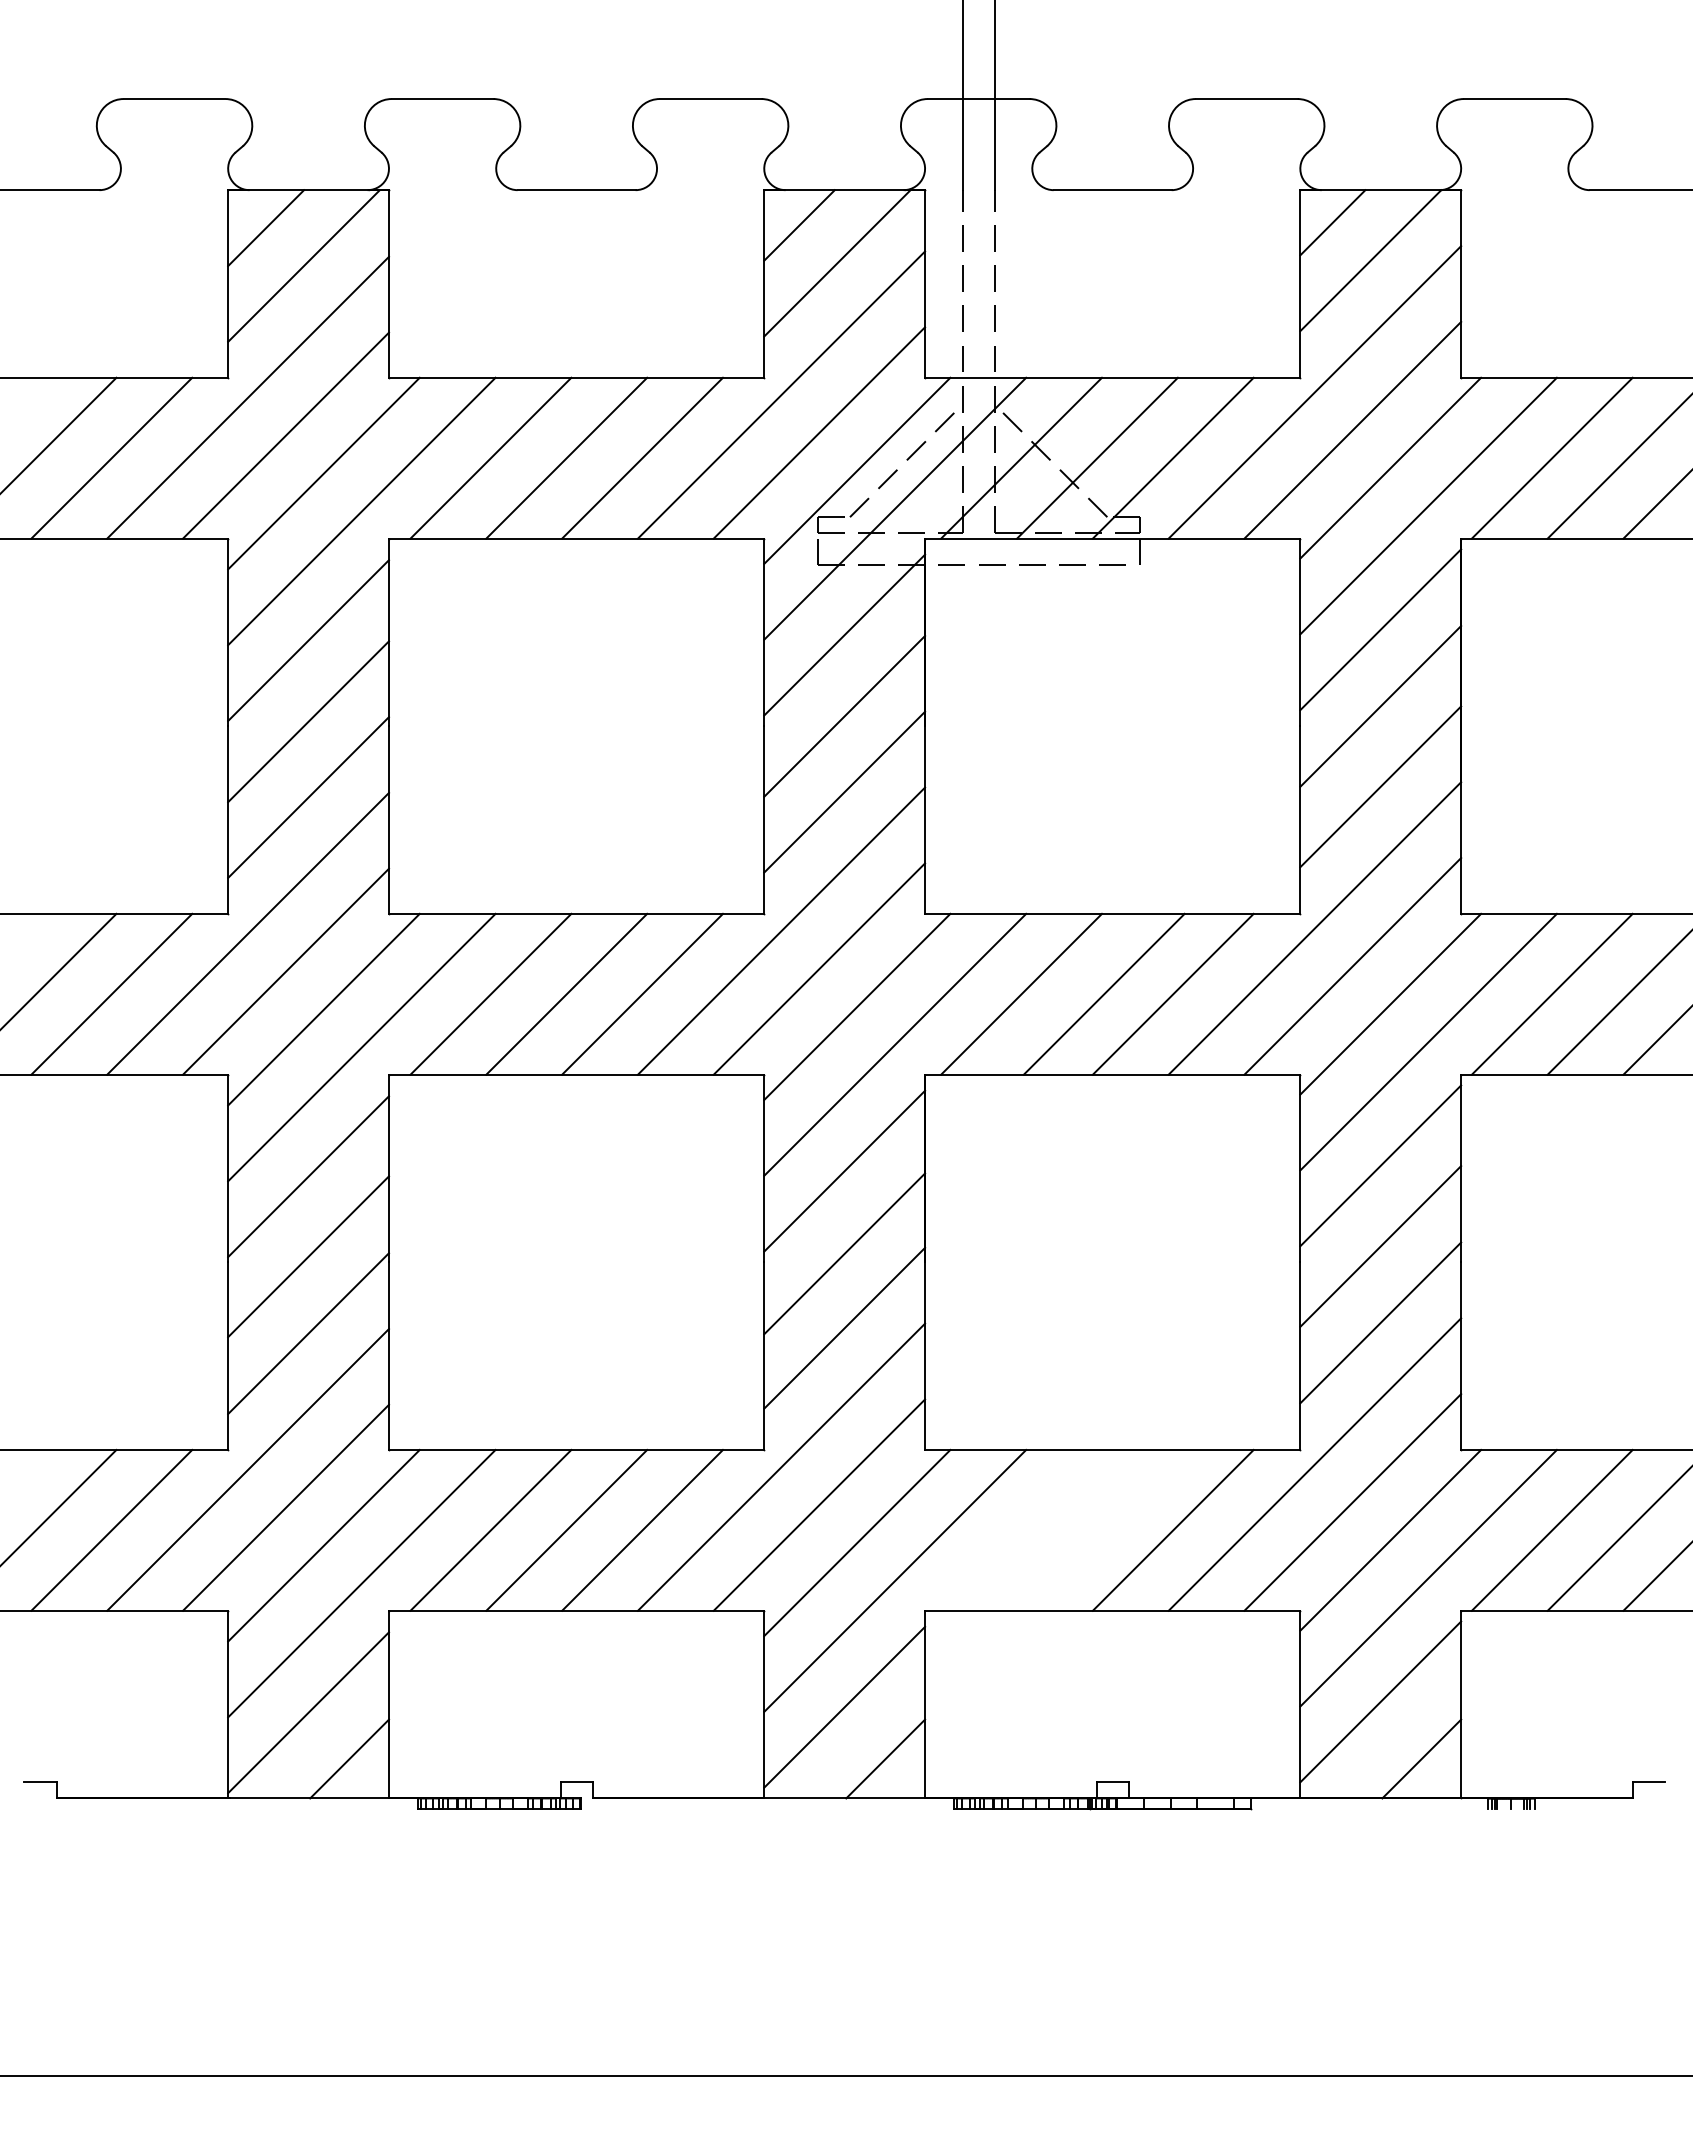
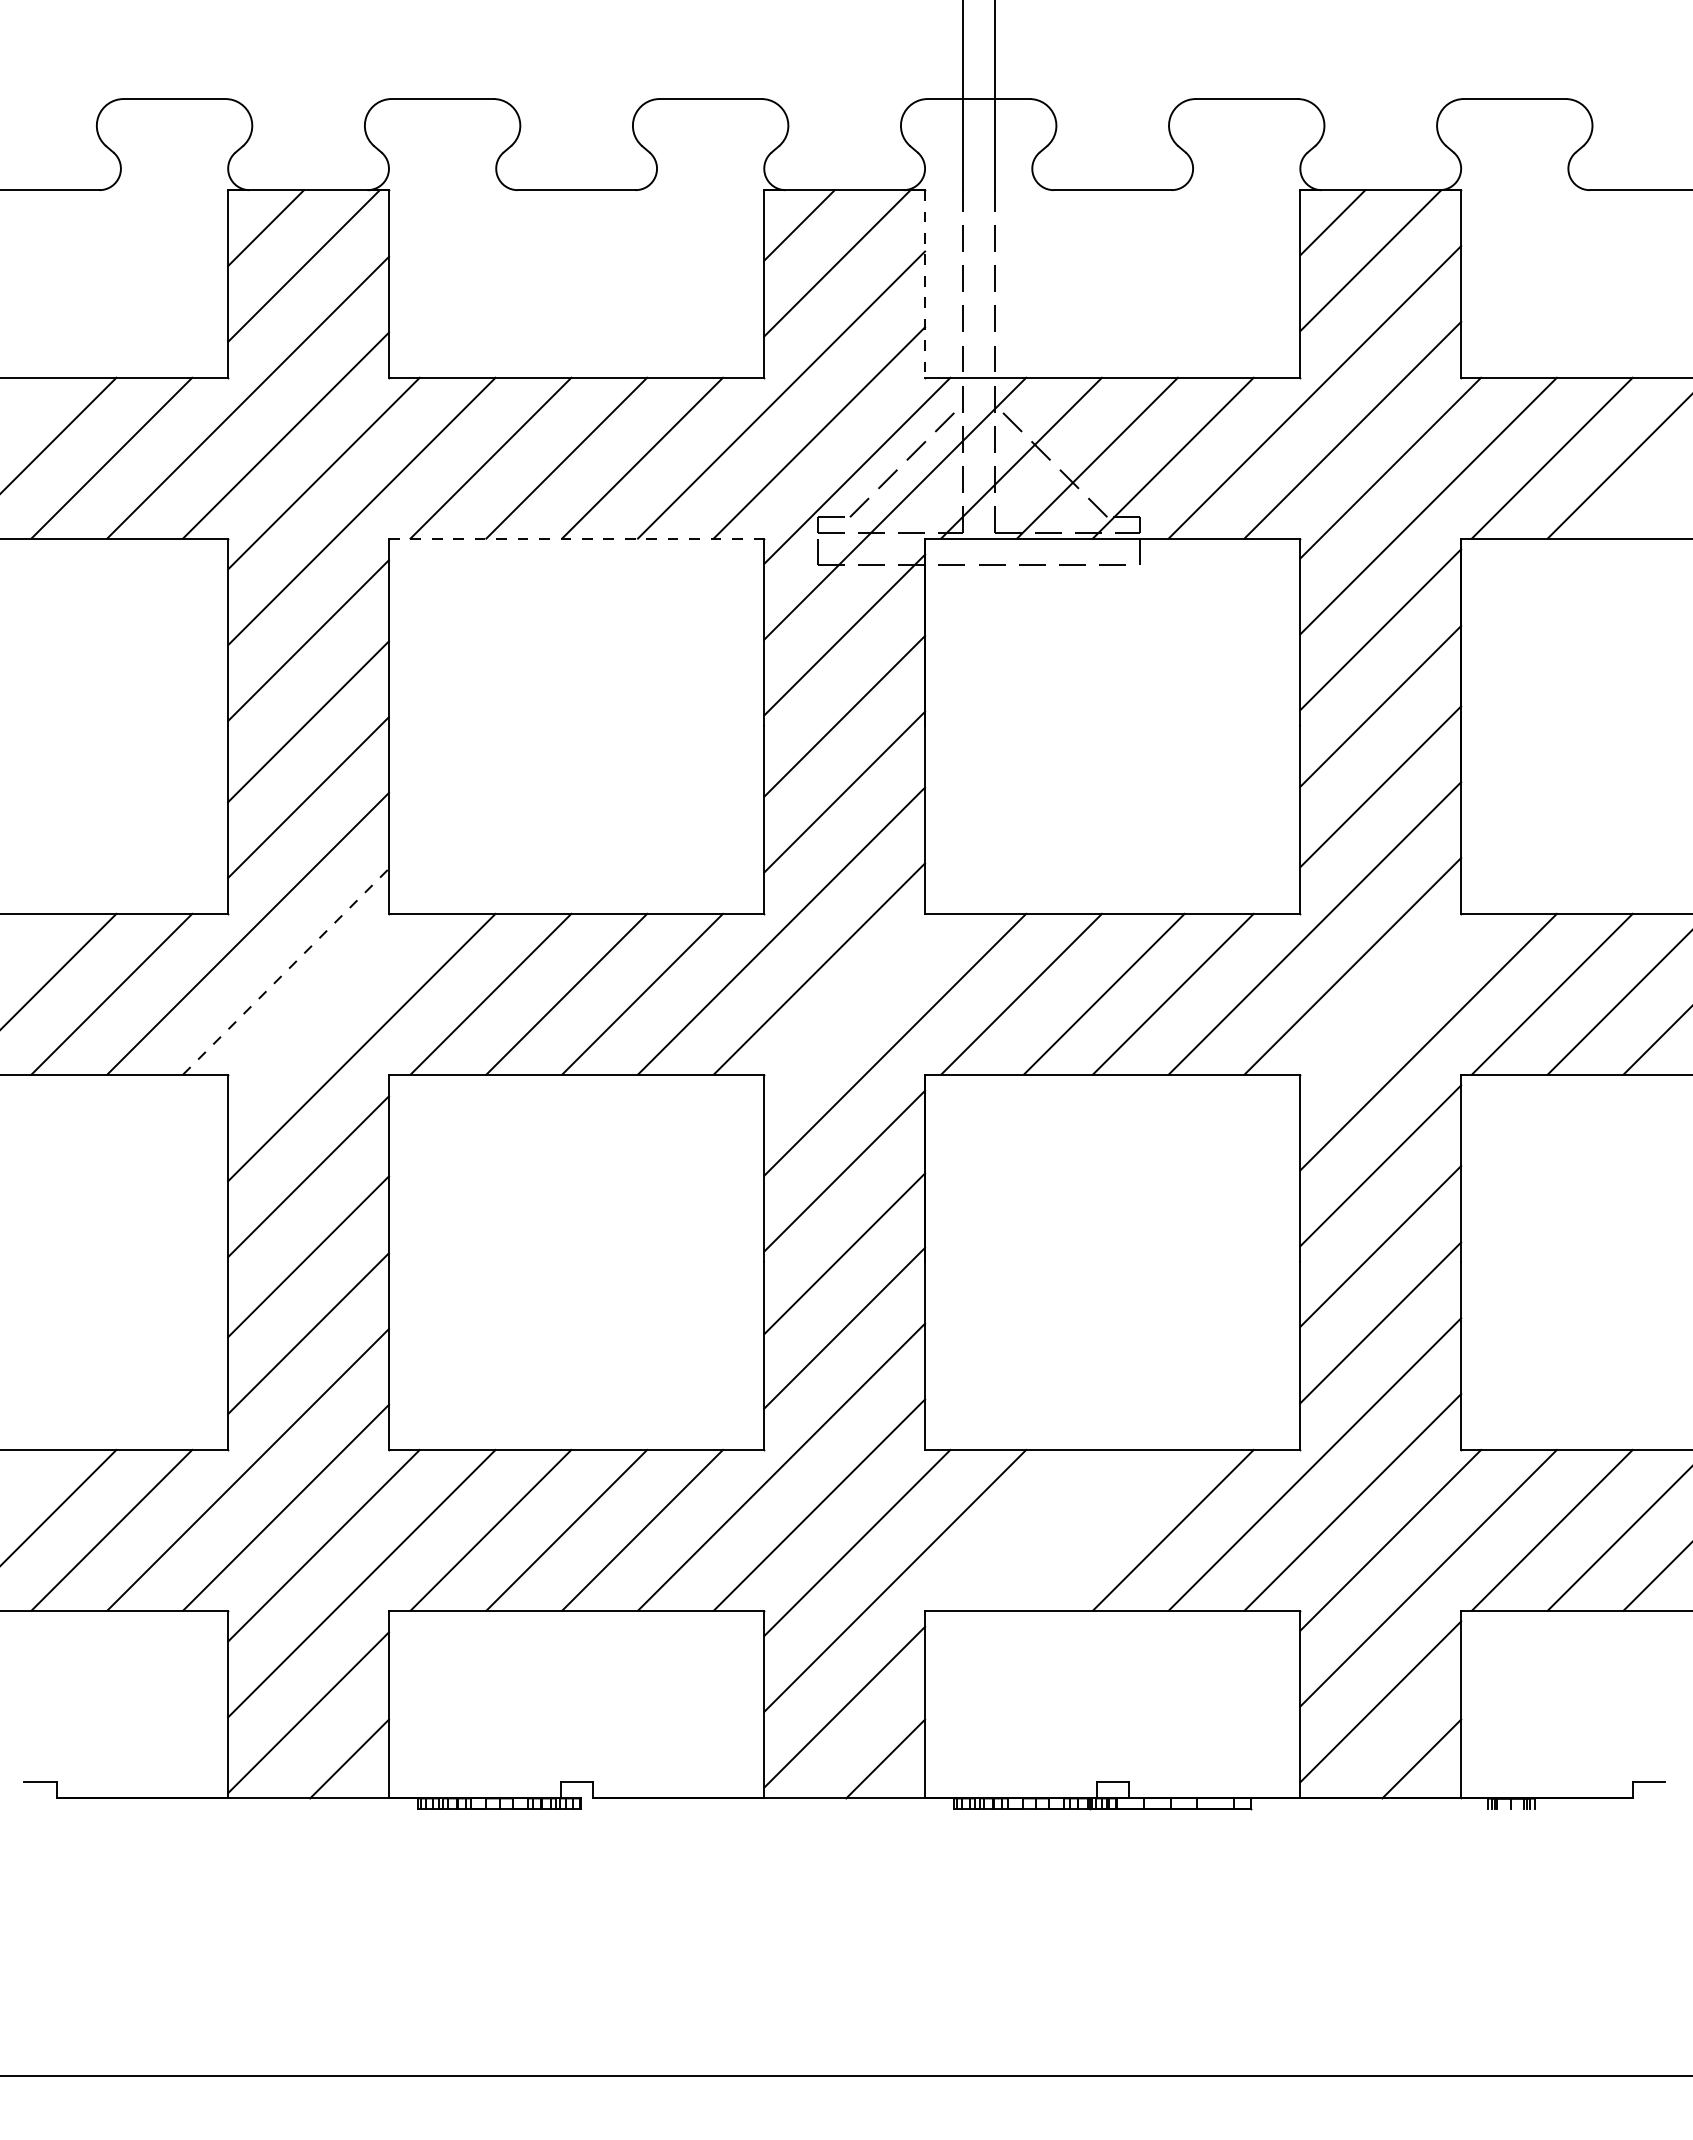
line: solid -> dashed (925, 283)
line: present -> none (1656, 505)
line: solid -> dashed (576, 538)
line: solid -> dashed (286, 971)
line: present -> none (1390, 1003)
line: present -> none (857, 1006)
line: present -> none (323, 1009)
